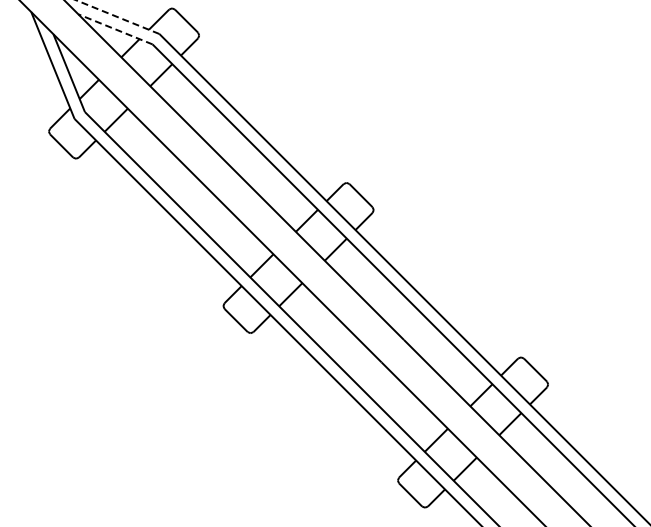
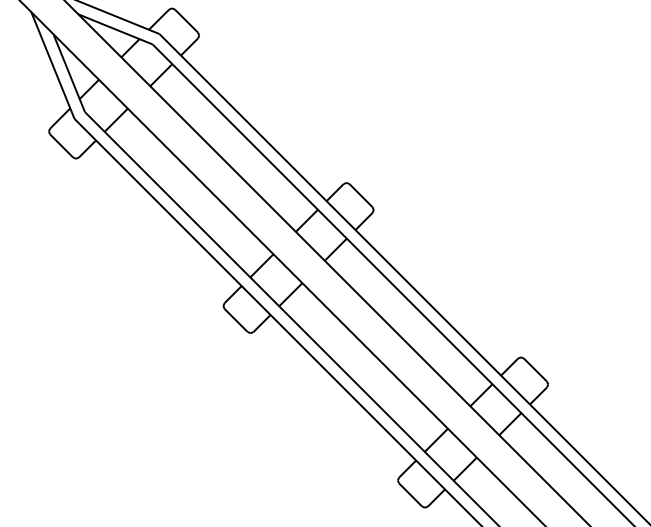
line: dashed -> solid (117, 16)
line: dashed -> solid (115, 29)
